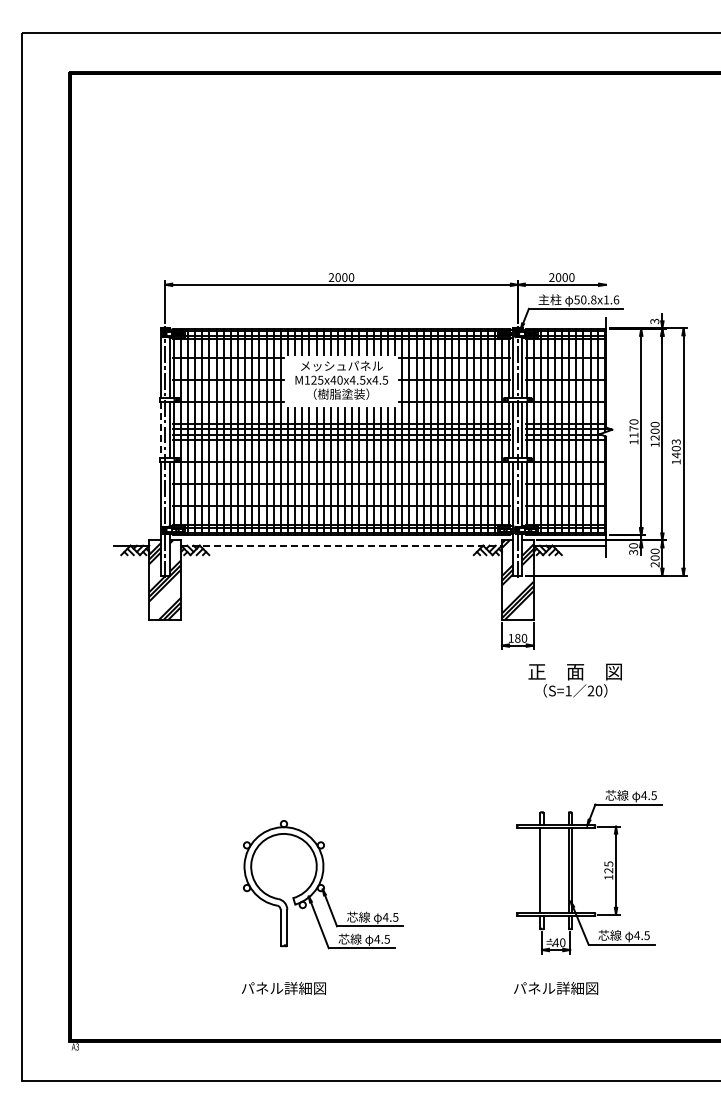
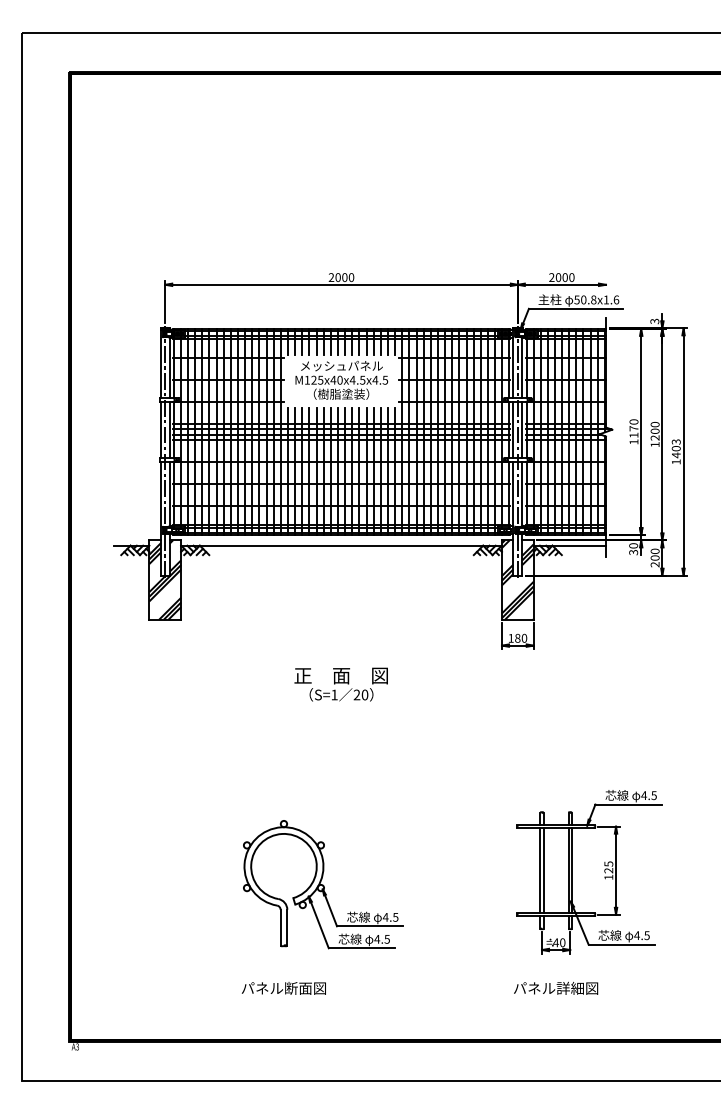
line: dashed -> solid (160, 430)
line: dashed -> solid (342, 545)
text position: (574, 680) -> (340, 684) (340, 684)
line: none -> present (543, 870)
text: パネル詳細図 -> パネル断面図 (297, 987)
